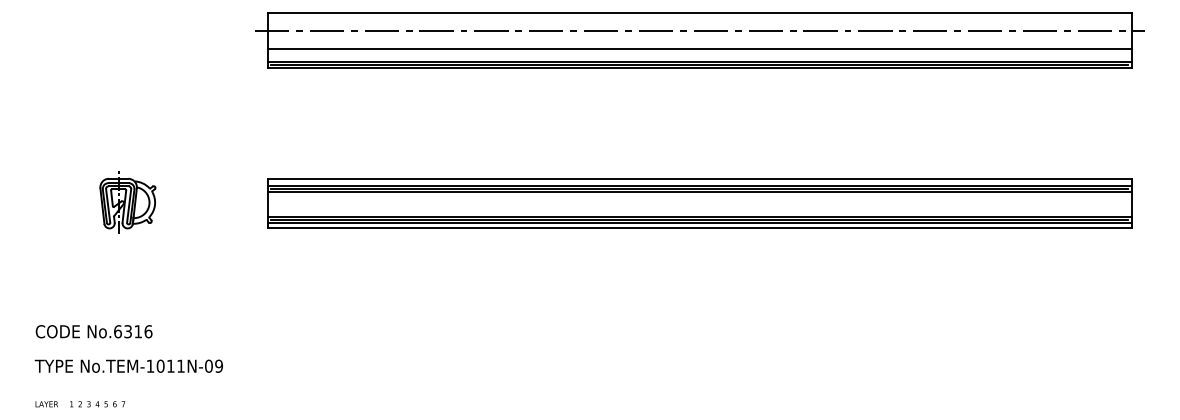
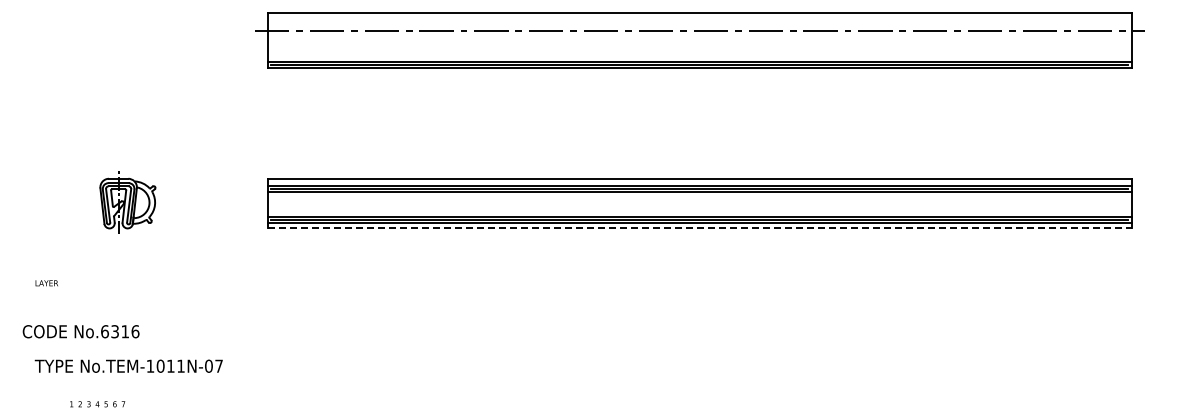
line: present -> none (699, 49)
line: solid -> dashed (699, 228)
text position: (93, 331) -> (80, 331) (80, 331)
text: No.TEM-1011N-09 -> No.TEM-1011N-07 (218, 365)
text position: (46, 404) -> (46, 283) (46, 283)
